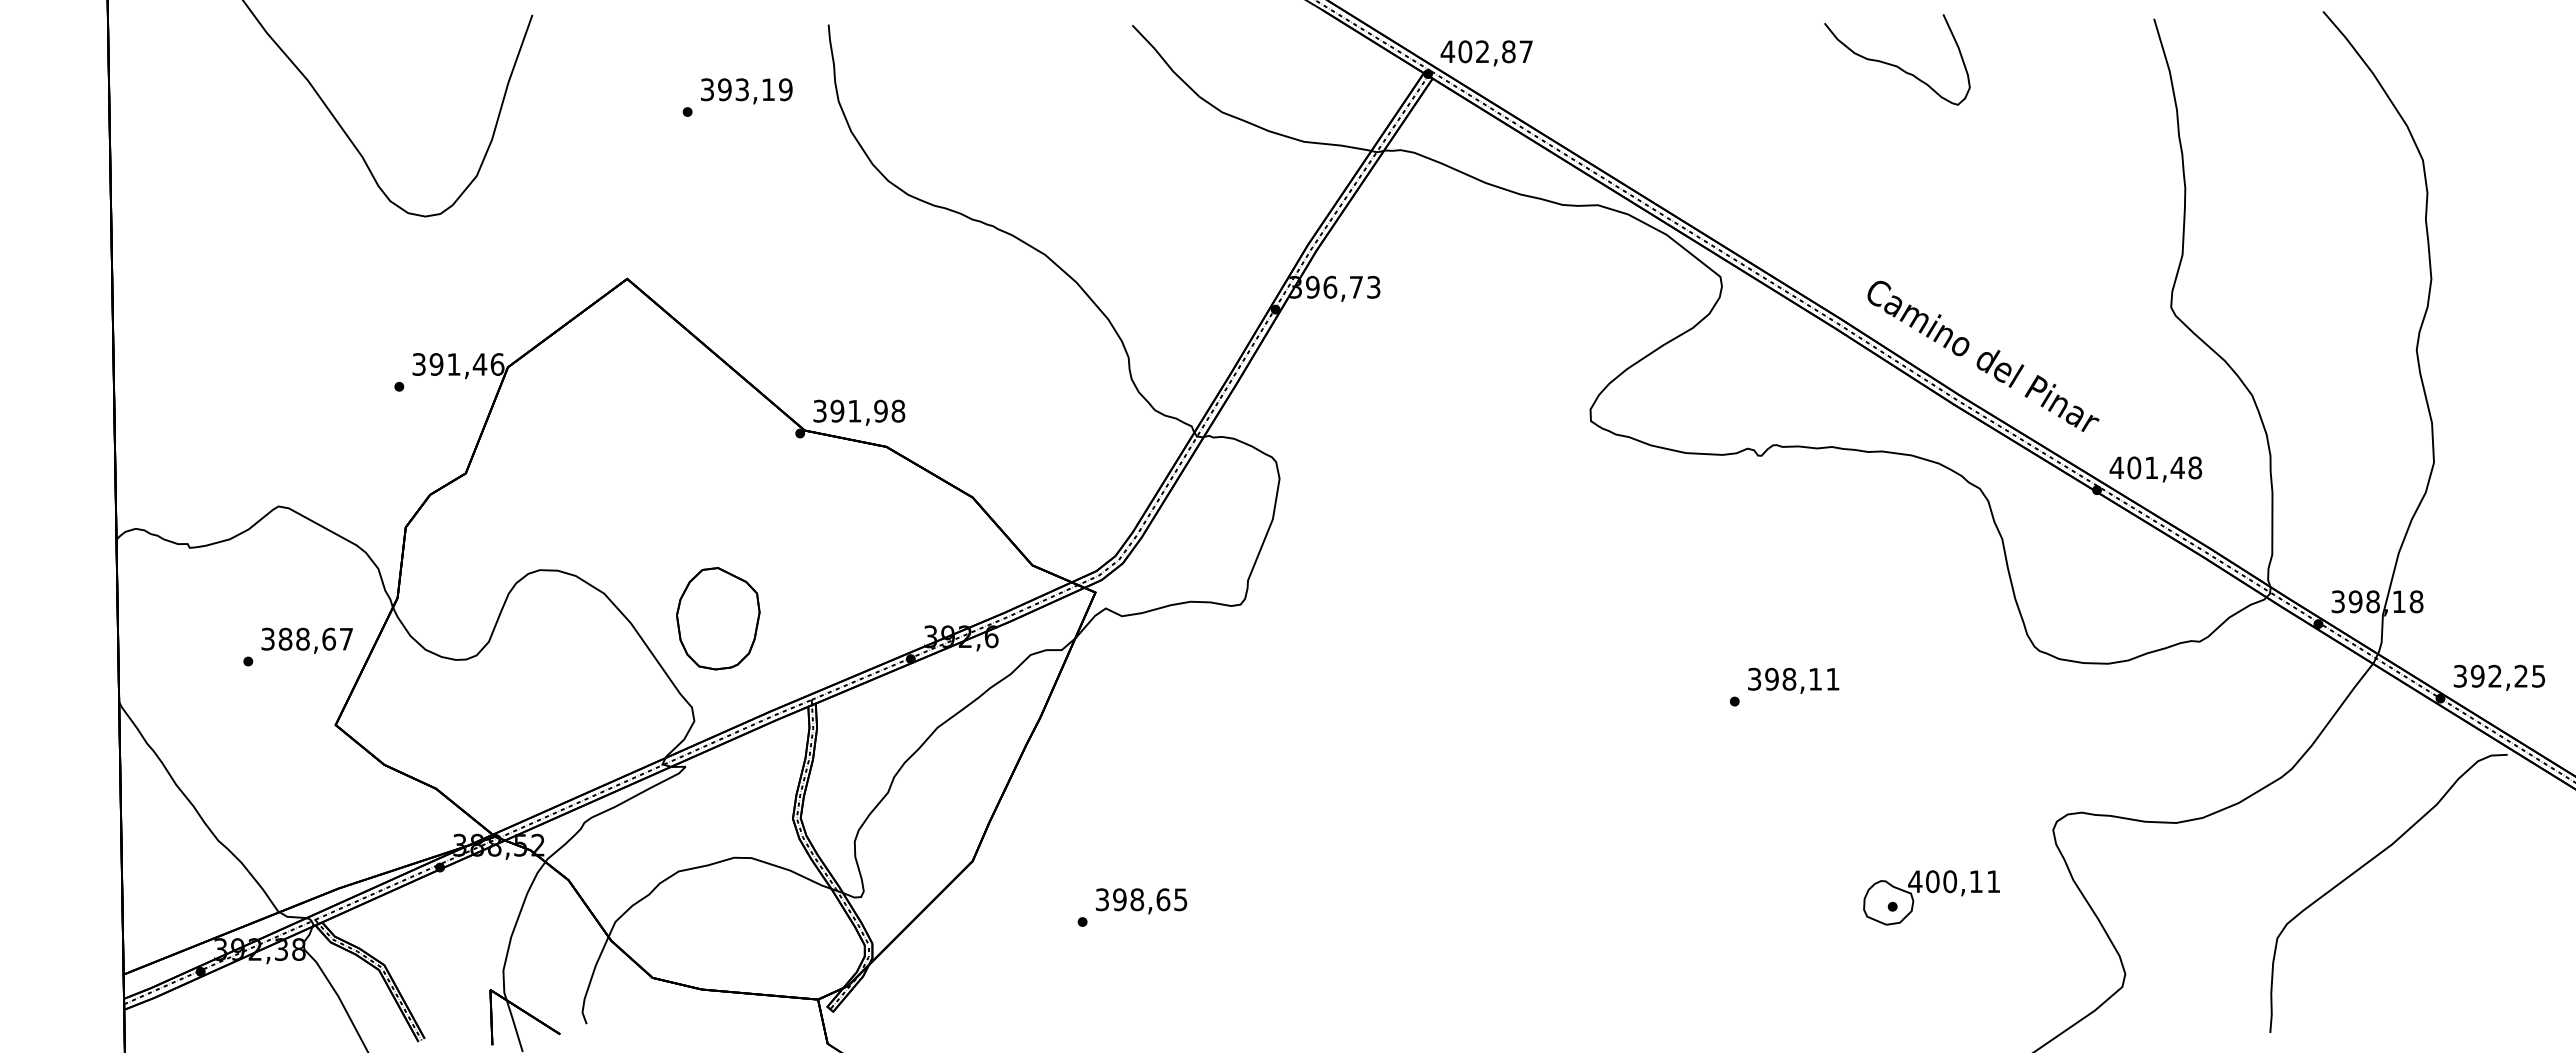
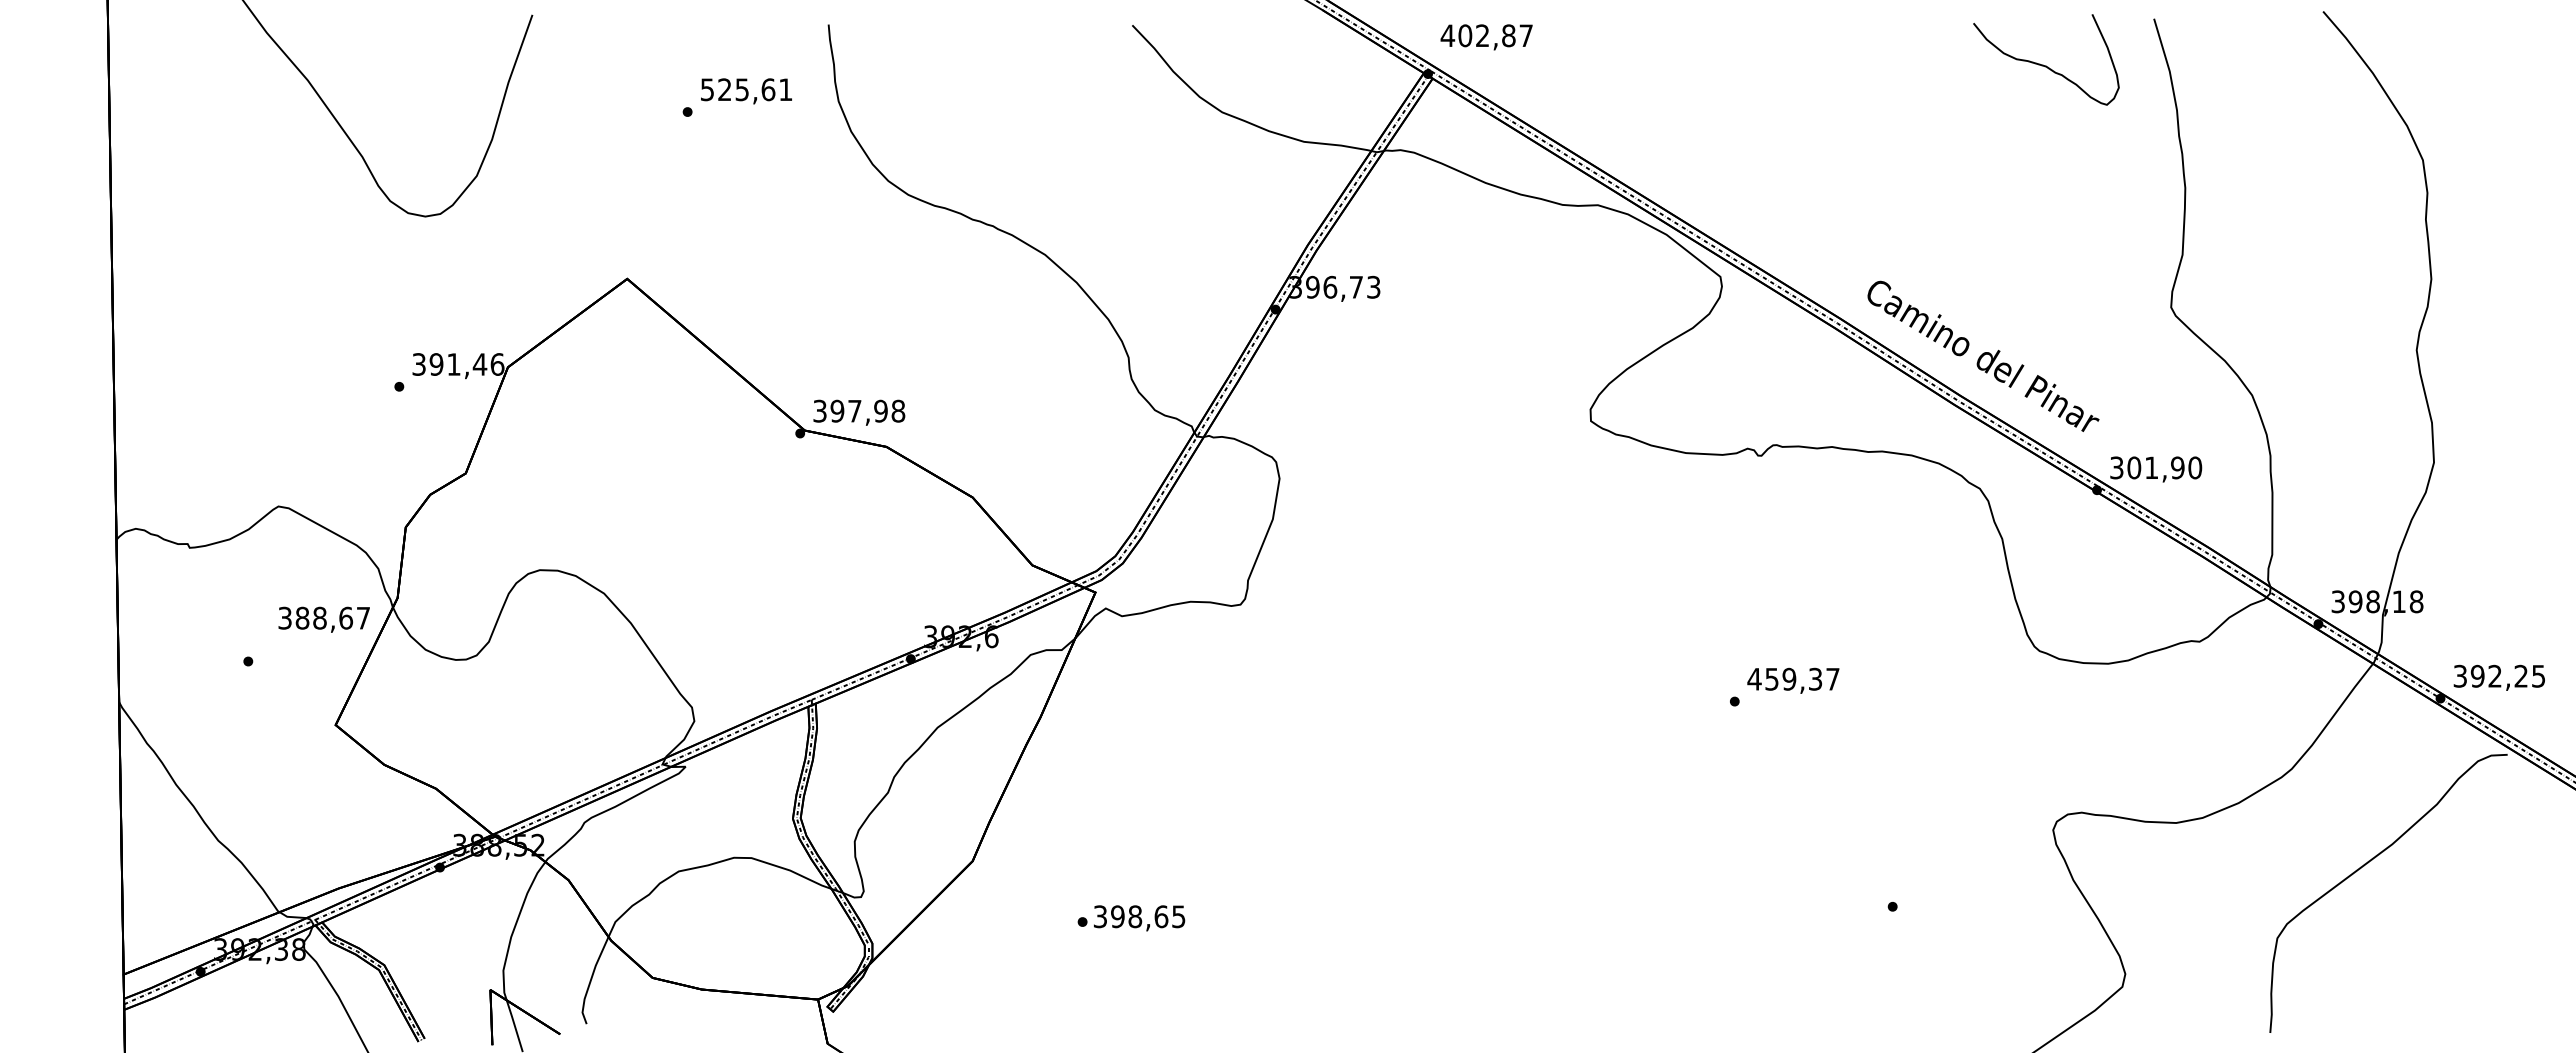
text position: (1486, 53) -> (1486, 37) (1486, 37)
curve position: (1894, 64) -> (2043, 64) (2043, 64)
text: 393,19 -> 525,61 (746, 89)
text: 391,98 -> 397,98 (854, 411)
text: 401,48 -> 301,90 (2155, 467)
part: present -> none (718, 618)
text position: (306, 640) -> (323, 619) (323, 619)
text: 398,11 -> 459,37 (1793, 678)
part: present -> none (1931, 897)
text position: (1141, 901) -> (1139, 918) (1139, 918)
